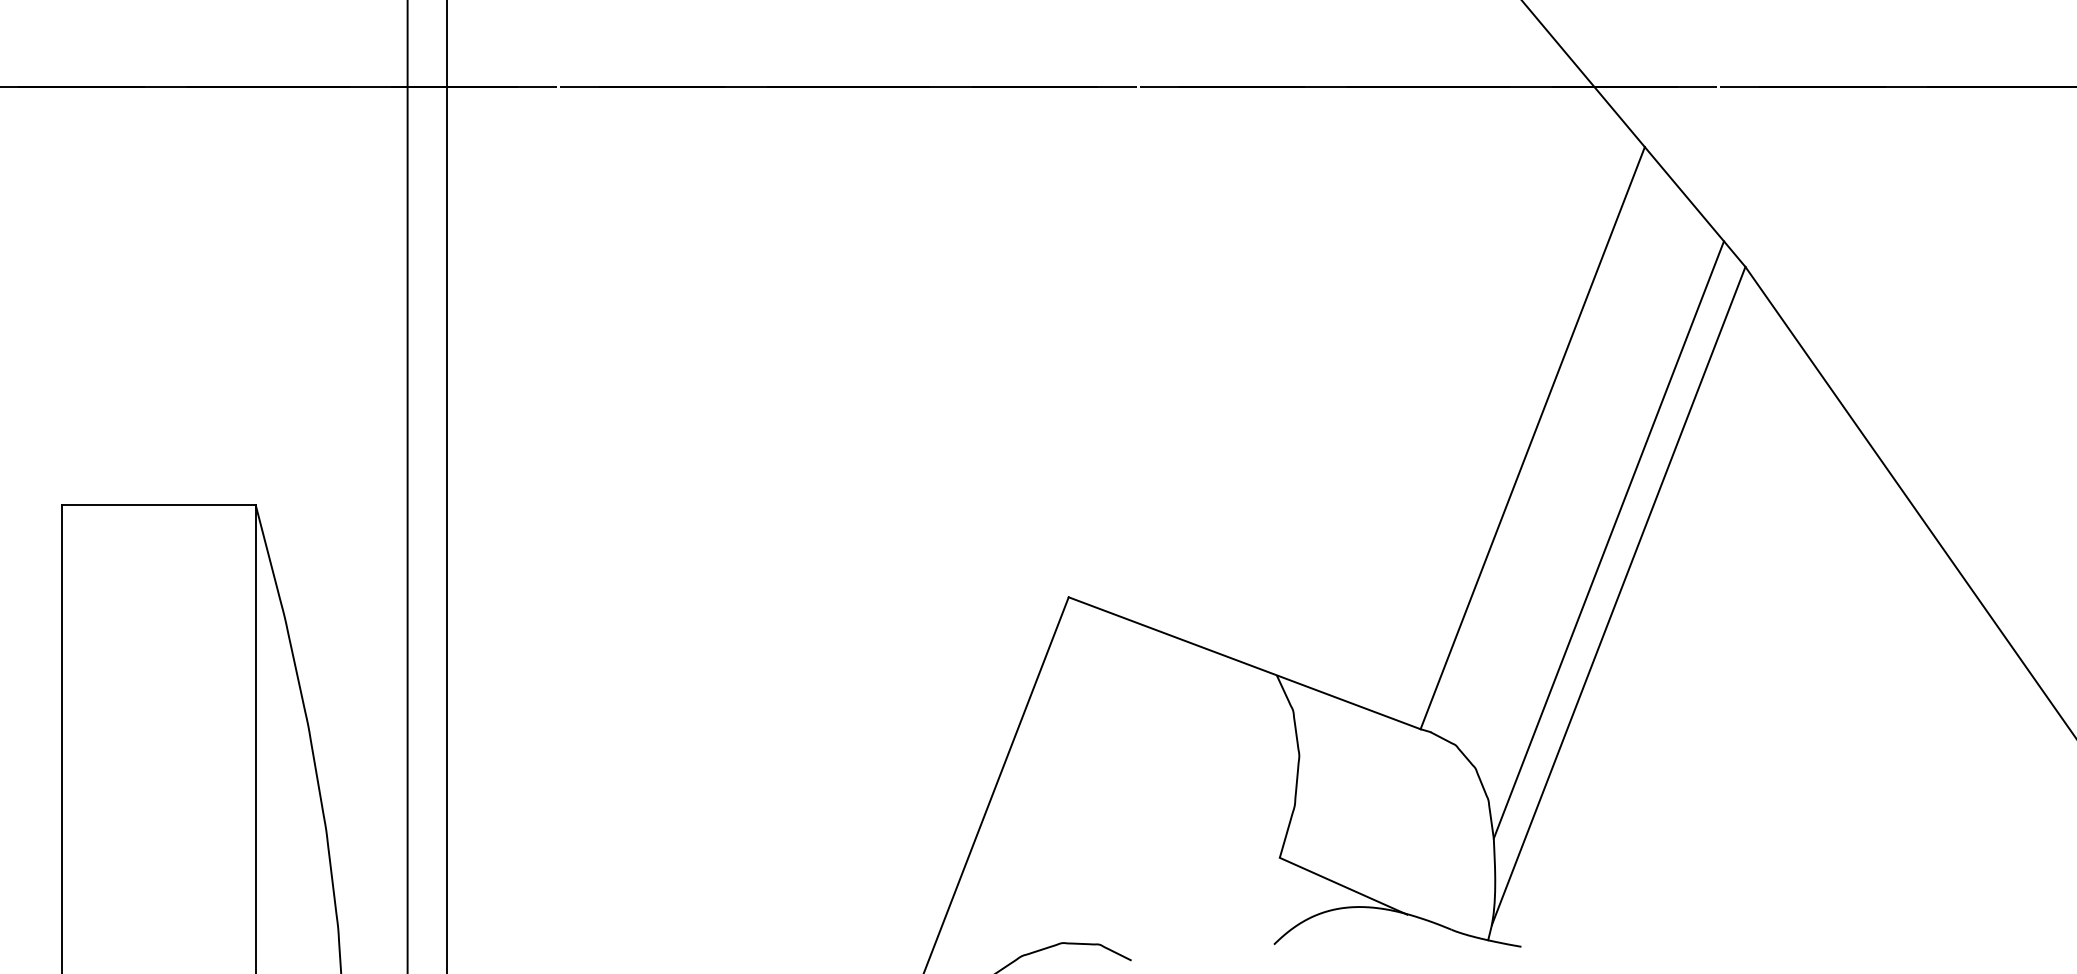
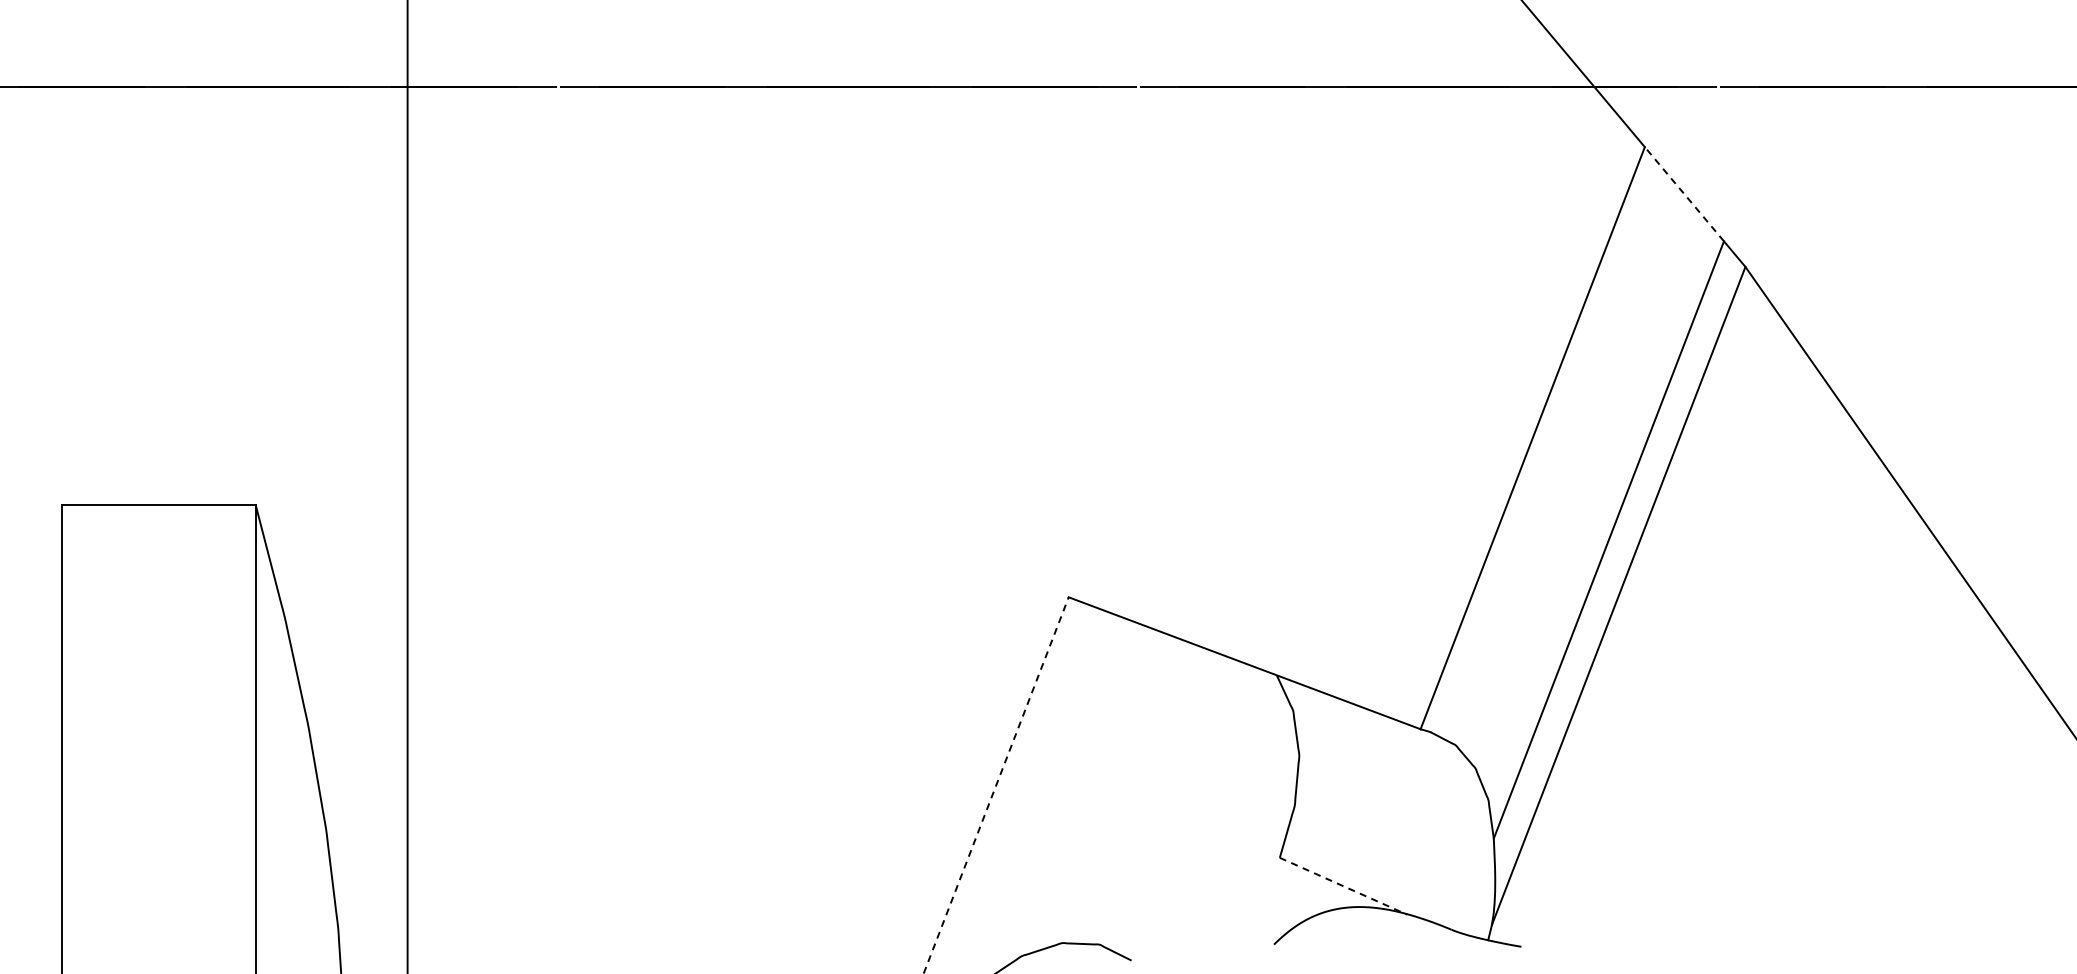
line: solid -> dashed (1684, 194)
line: present -> none (447, 486)
line: solid -> dashed (996, 785)
line: solid -> dashed (1343, 886)
